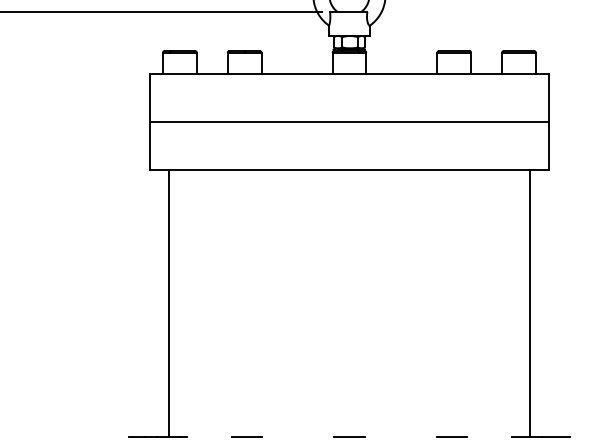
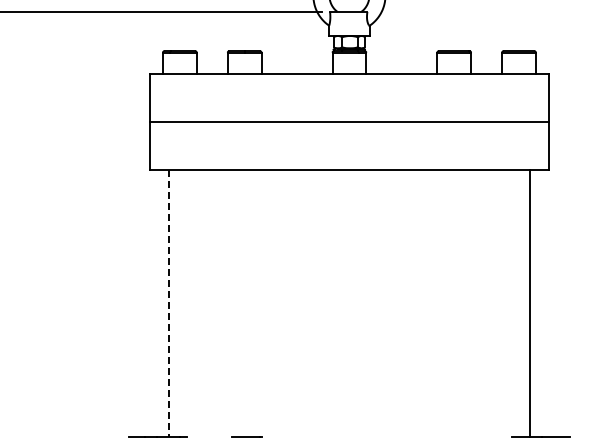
line: solid -> dashed (168, 303)
line: present -> none (349, 436)
line: present -> none (451, 436)
